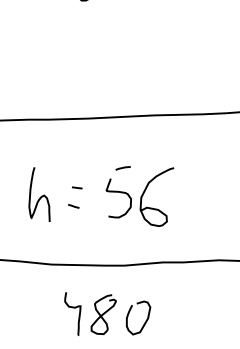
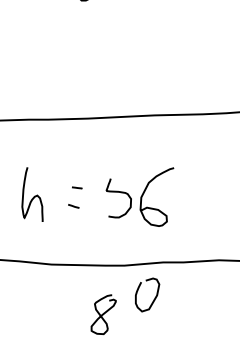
line: present -> none (122, 168)
curve position: (41, 195) -> (34, 195) (34, 195)
curve: present -> none (72, 308)
curve position: (145, 320) -> (154, 297) (154, 297)
